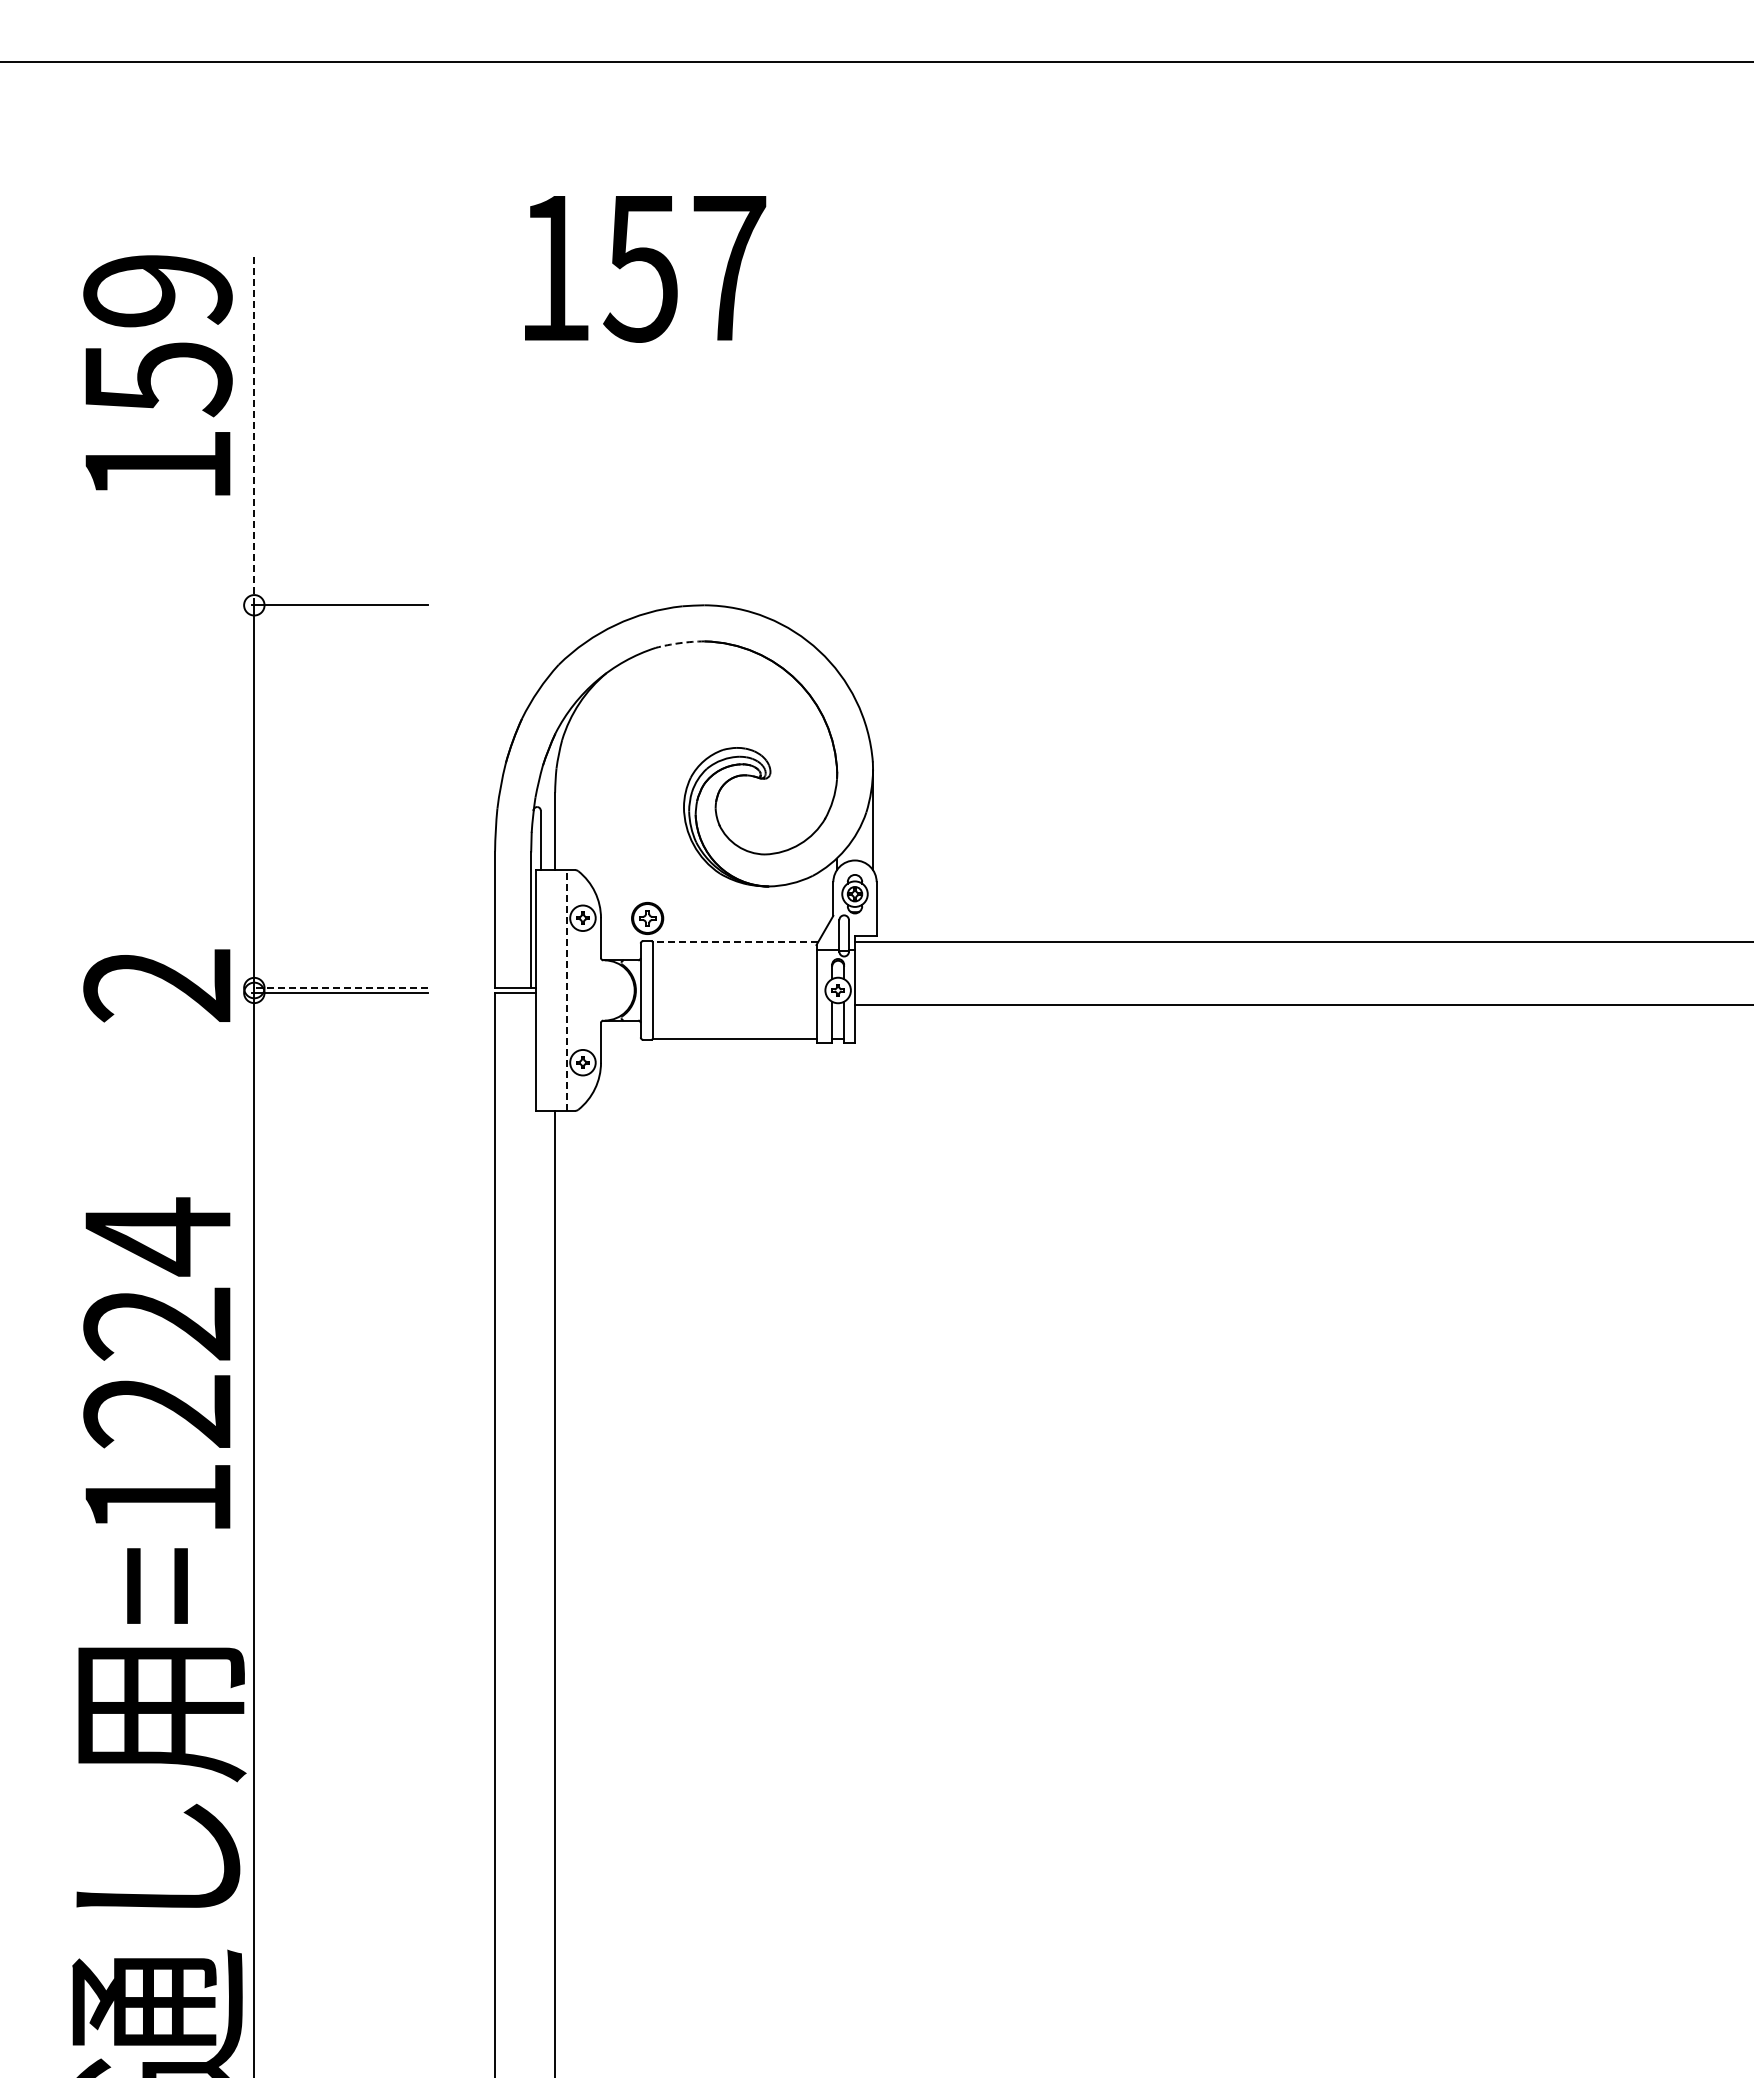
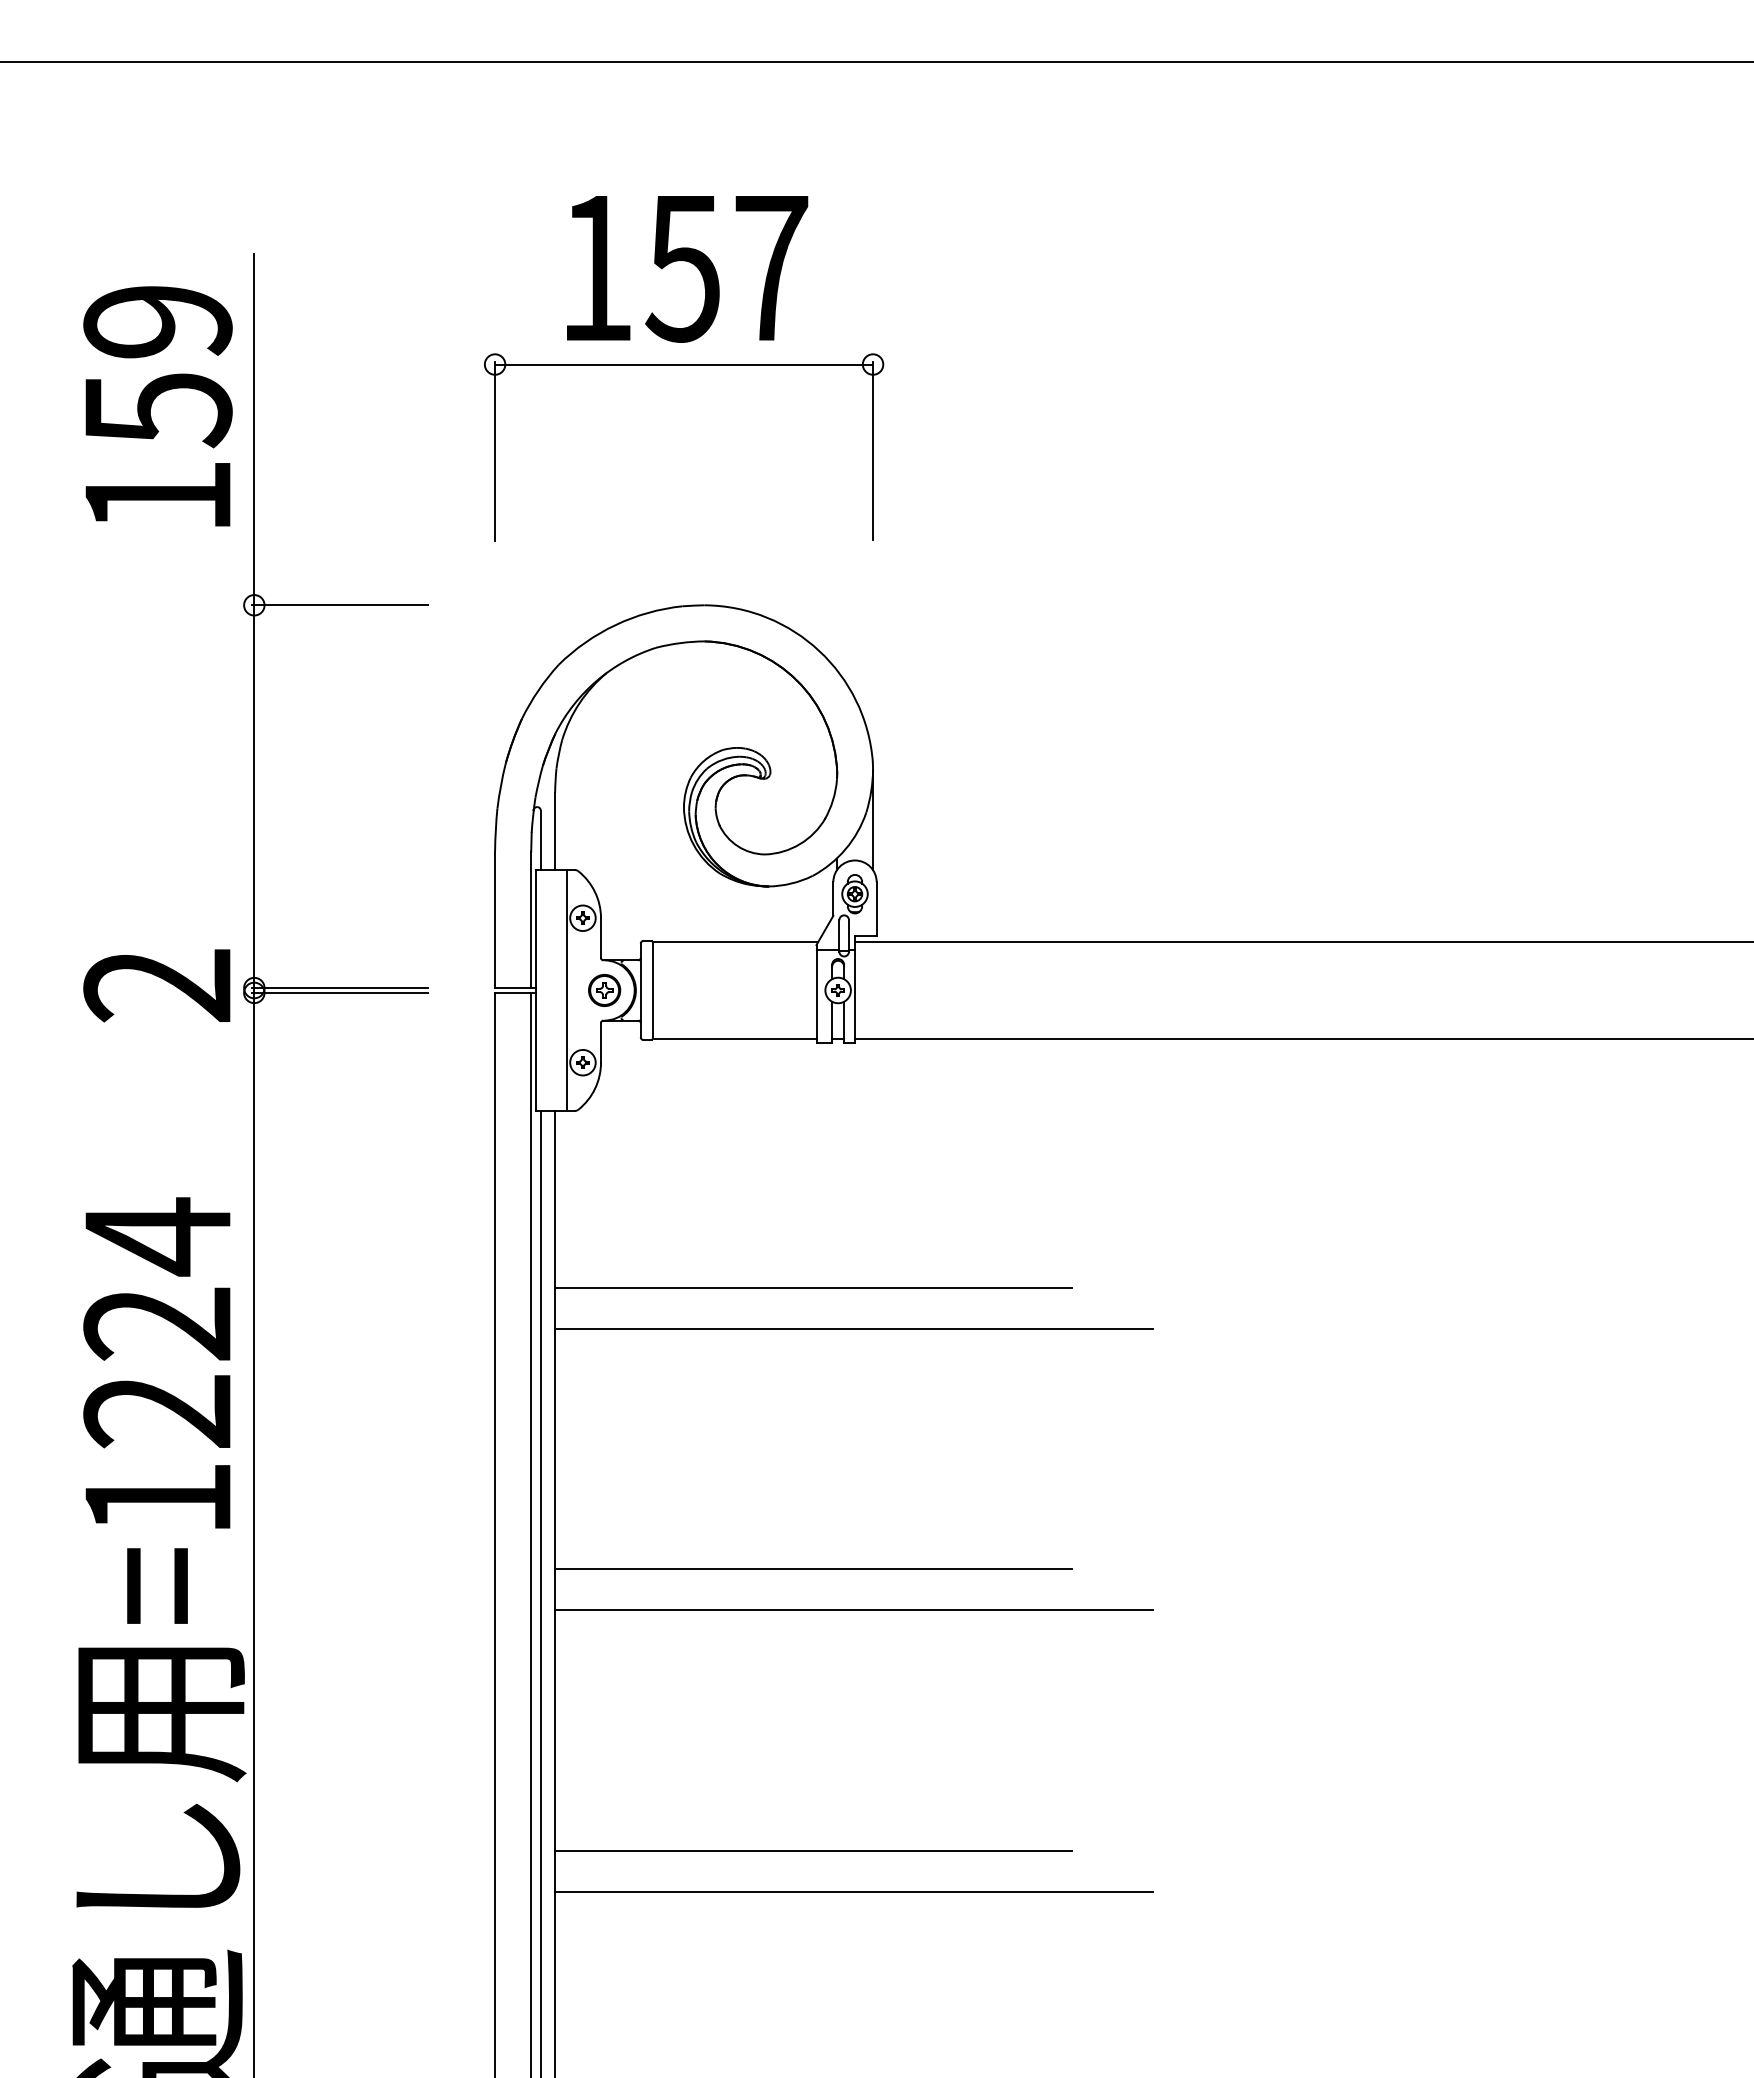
text position: (645, 269) -> (687, 269) (687, 269)
part: none -> present (684, 365)
text position: (157, 375) -> (157, 406) (157, 406)
line: dashed -> solid (254, 429)
arc: dashed -> solid (679, 643)
part position: (647, 918) -> (604, 990) (604, 990)
line: dashed -> solid (735, 941)
line: dashed -> solid (339, 988)
line: dashed -> solid (567, 989)
line position: (1302, 1005) -> (1302, 1039) (1302, 1039)
line: none -> present (813, 1287)
line: none -> present (853, 1328)
line: none -> present (531, 1533)
line: none -> present (813, 1569)
line: none -> present (540, 1592)
line: none -> present (853, 1610)
line: none -> present (813, 1851)
line: none -> present (853, 1892)
